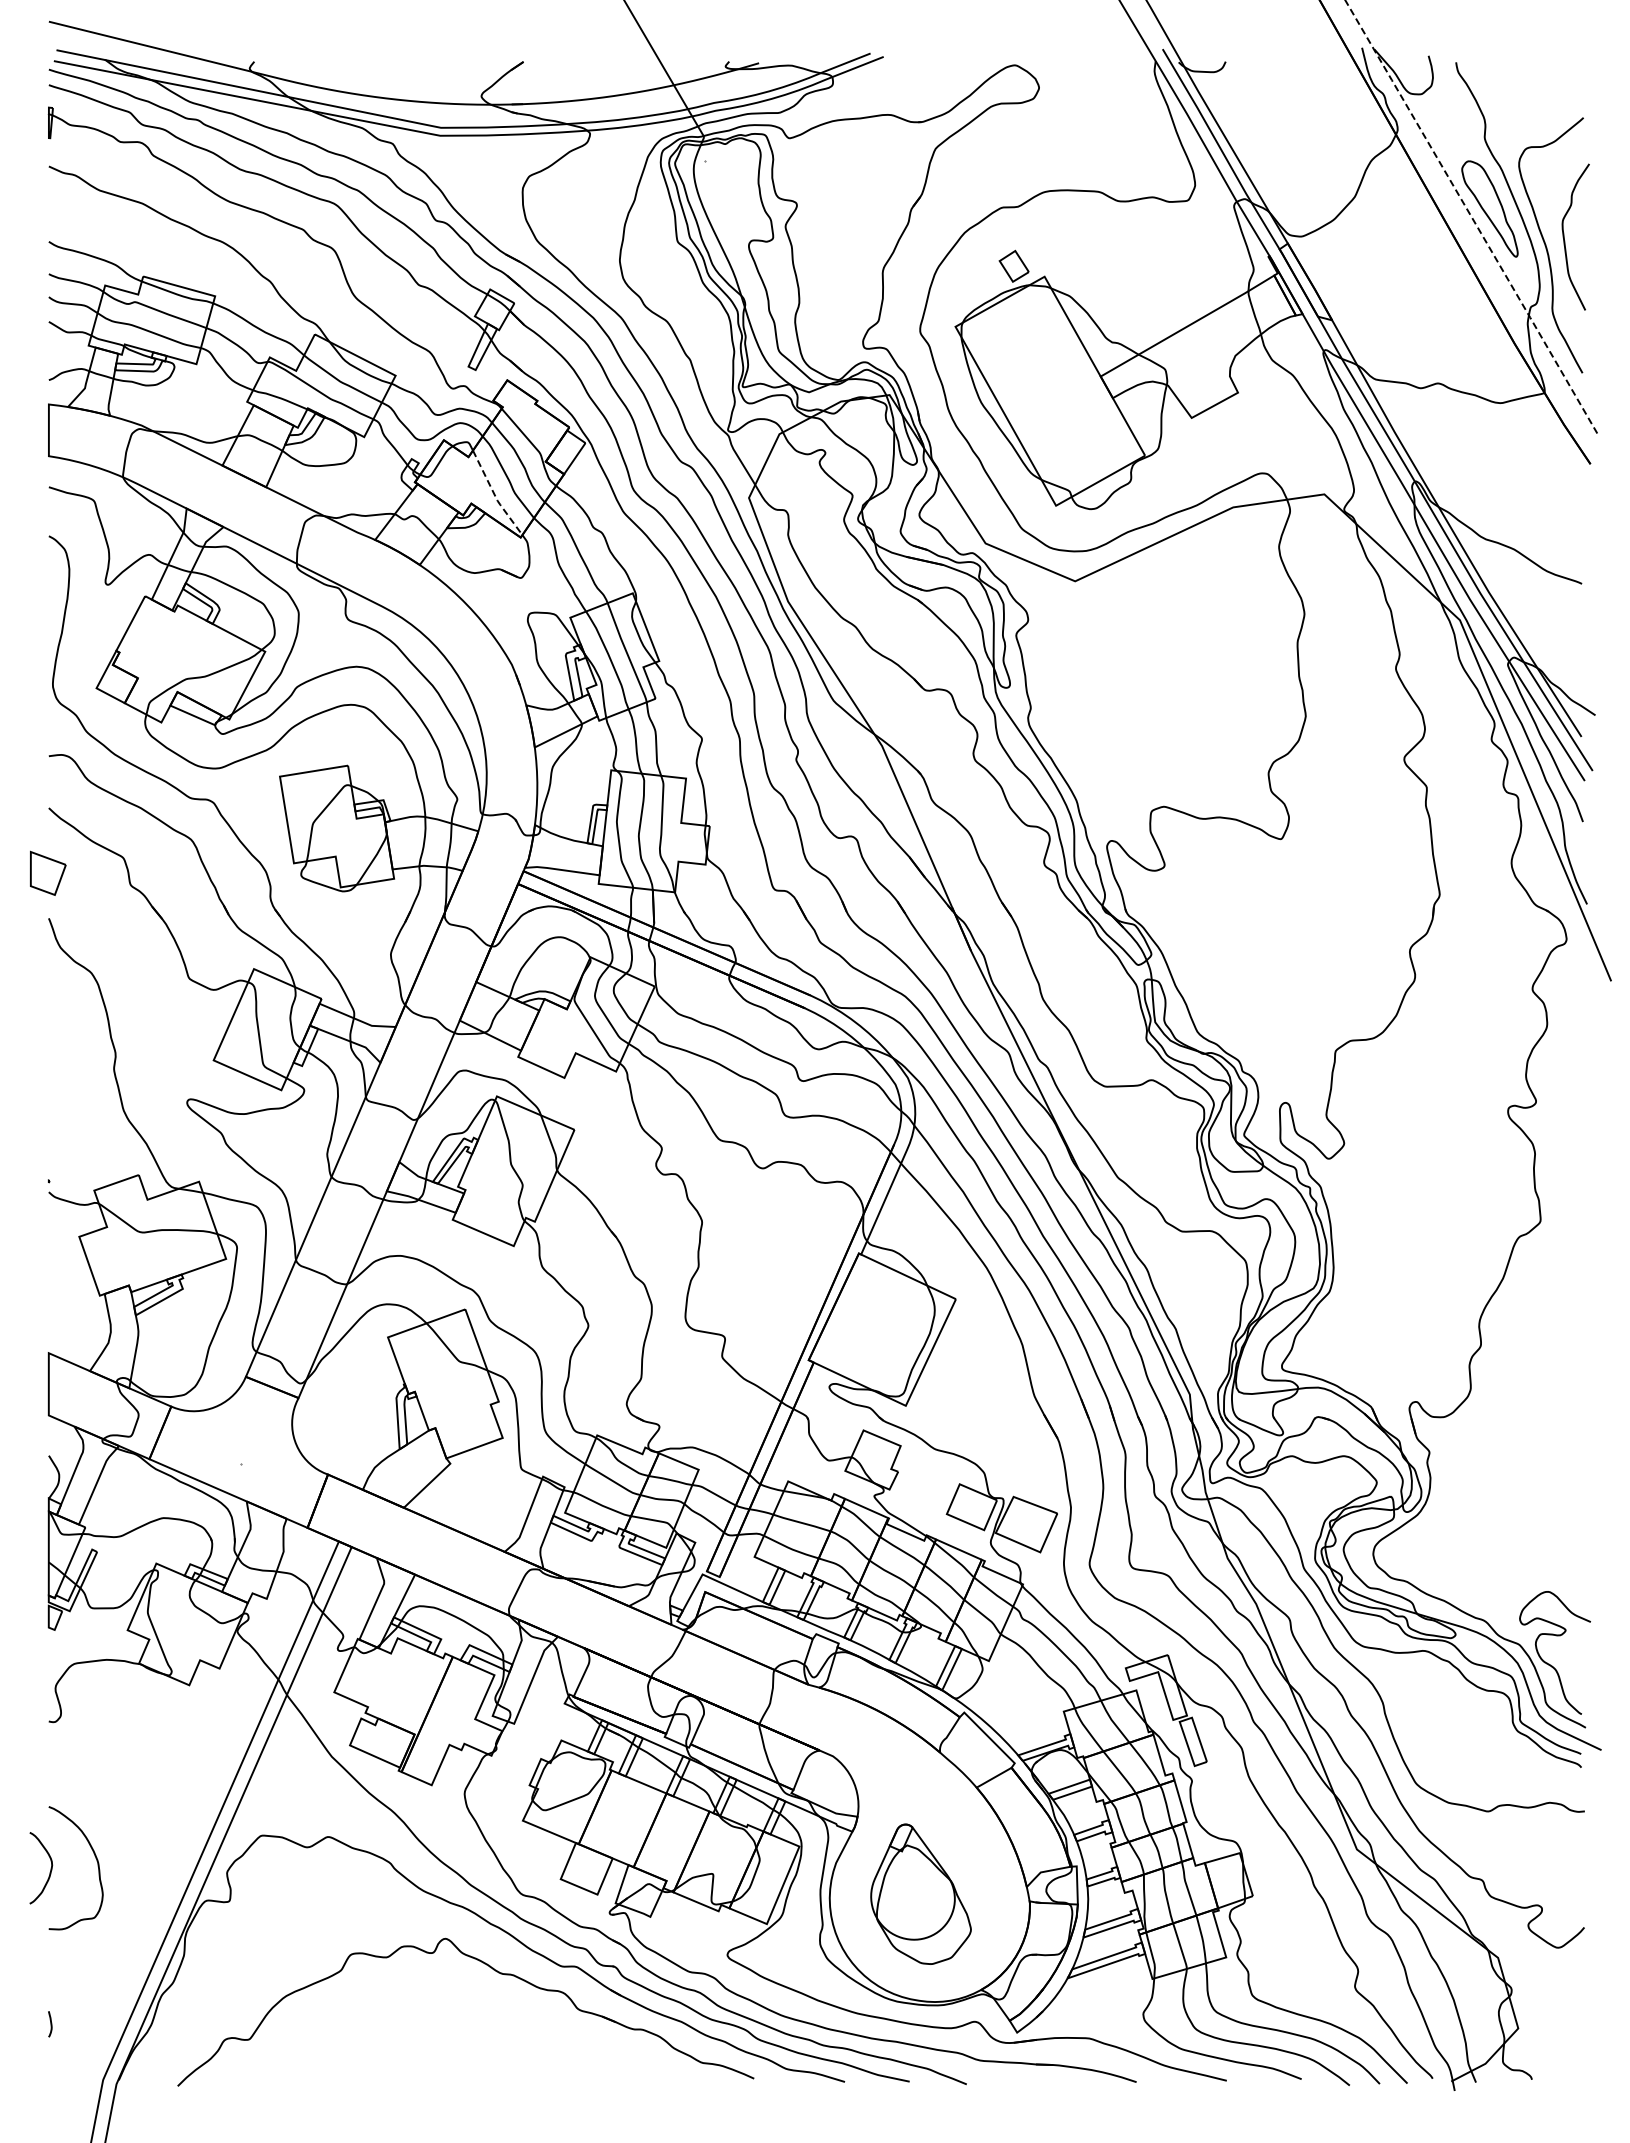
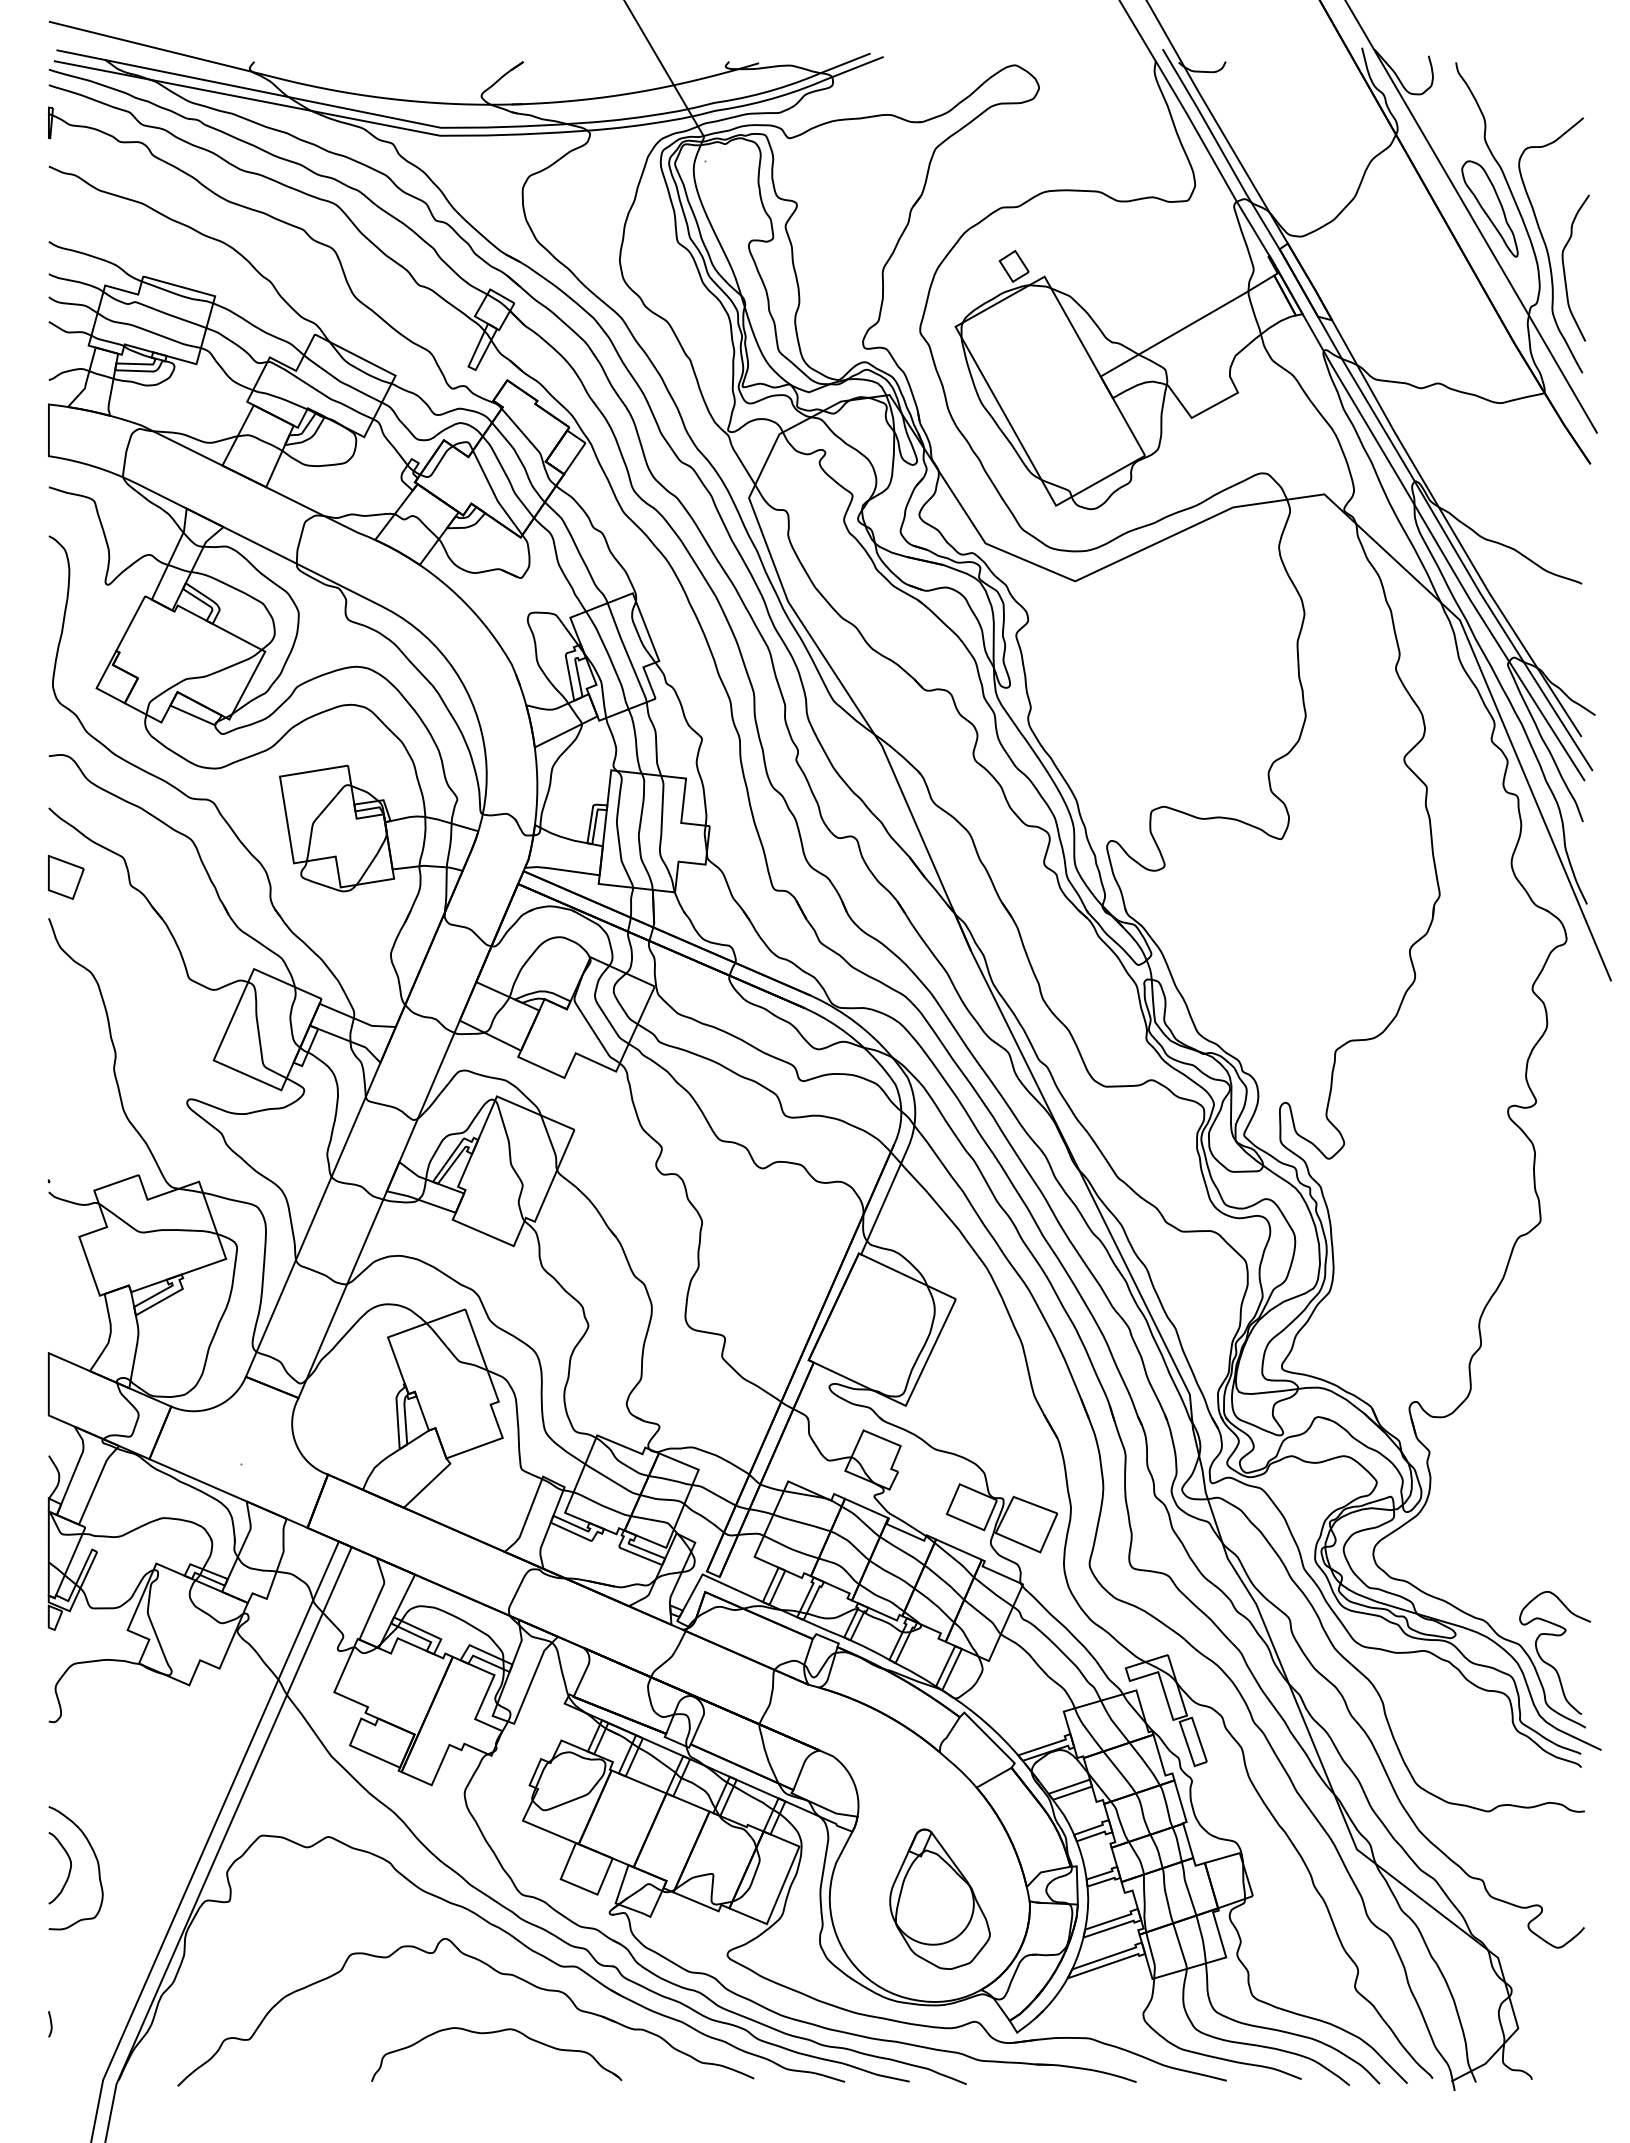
line: dashed -> solid (1471, 216)
curve position: (1565, 240) -> (1565, 271) (1565, 271)
line: dashed -> solid (495, 495)
part position: (48, 872) -> (66, 876) (66, 876)
curve position: (49, 1872) -> (68, 1872) (68, 1872)
part position: (920, 1893) -> (939, 1898) (939, 1898)
part: none -> present (493, 2033)
